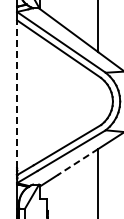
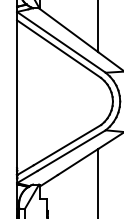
line: dashed -> solid (17, 94)
line: dashed -> solid (77, 162)
